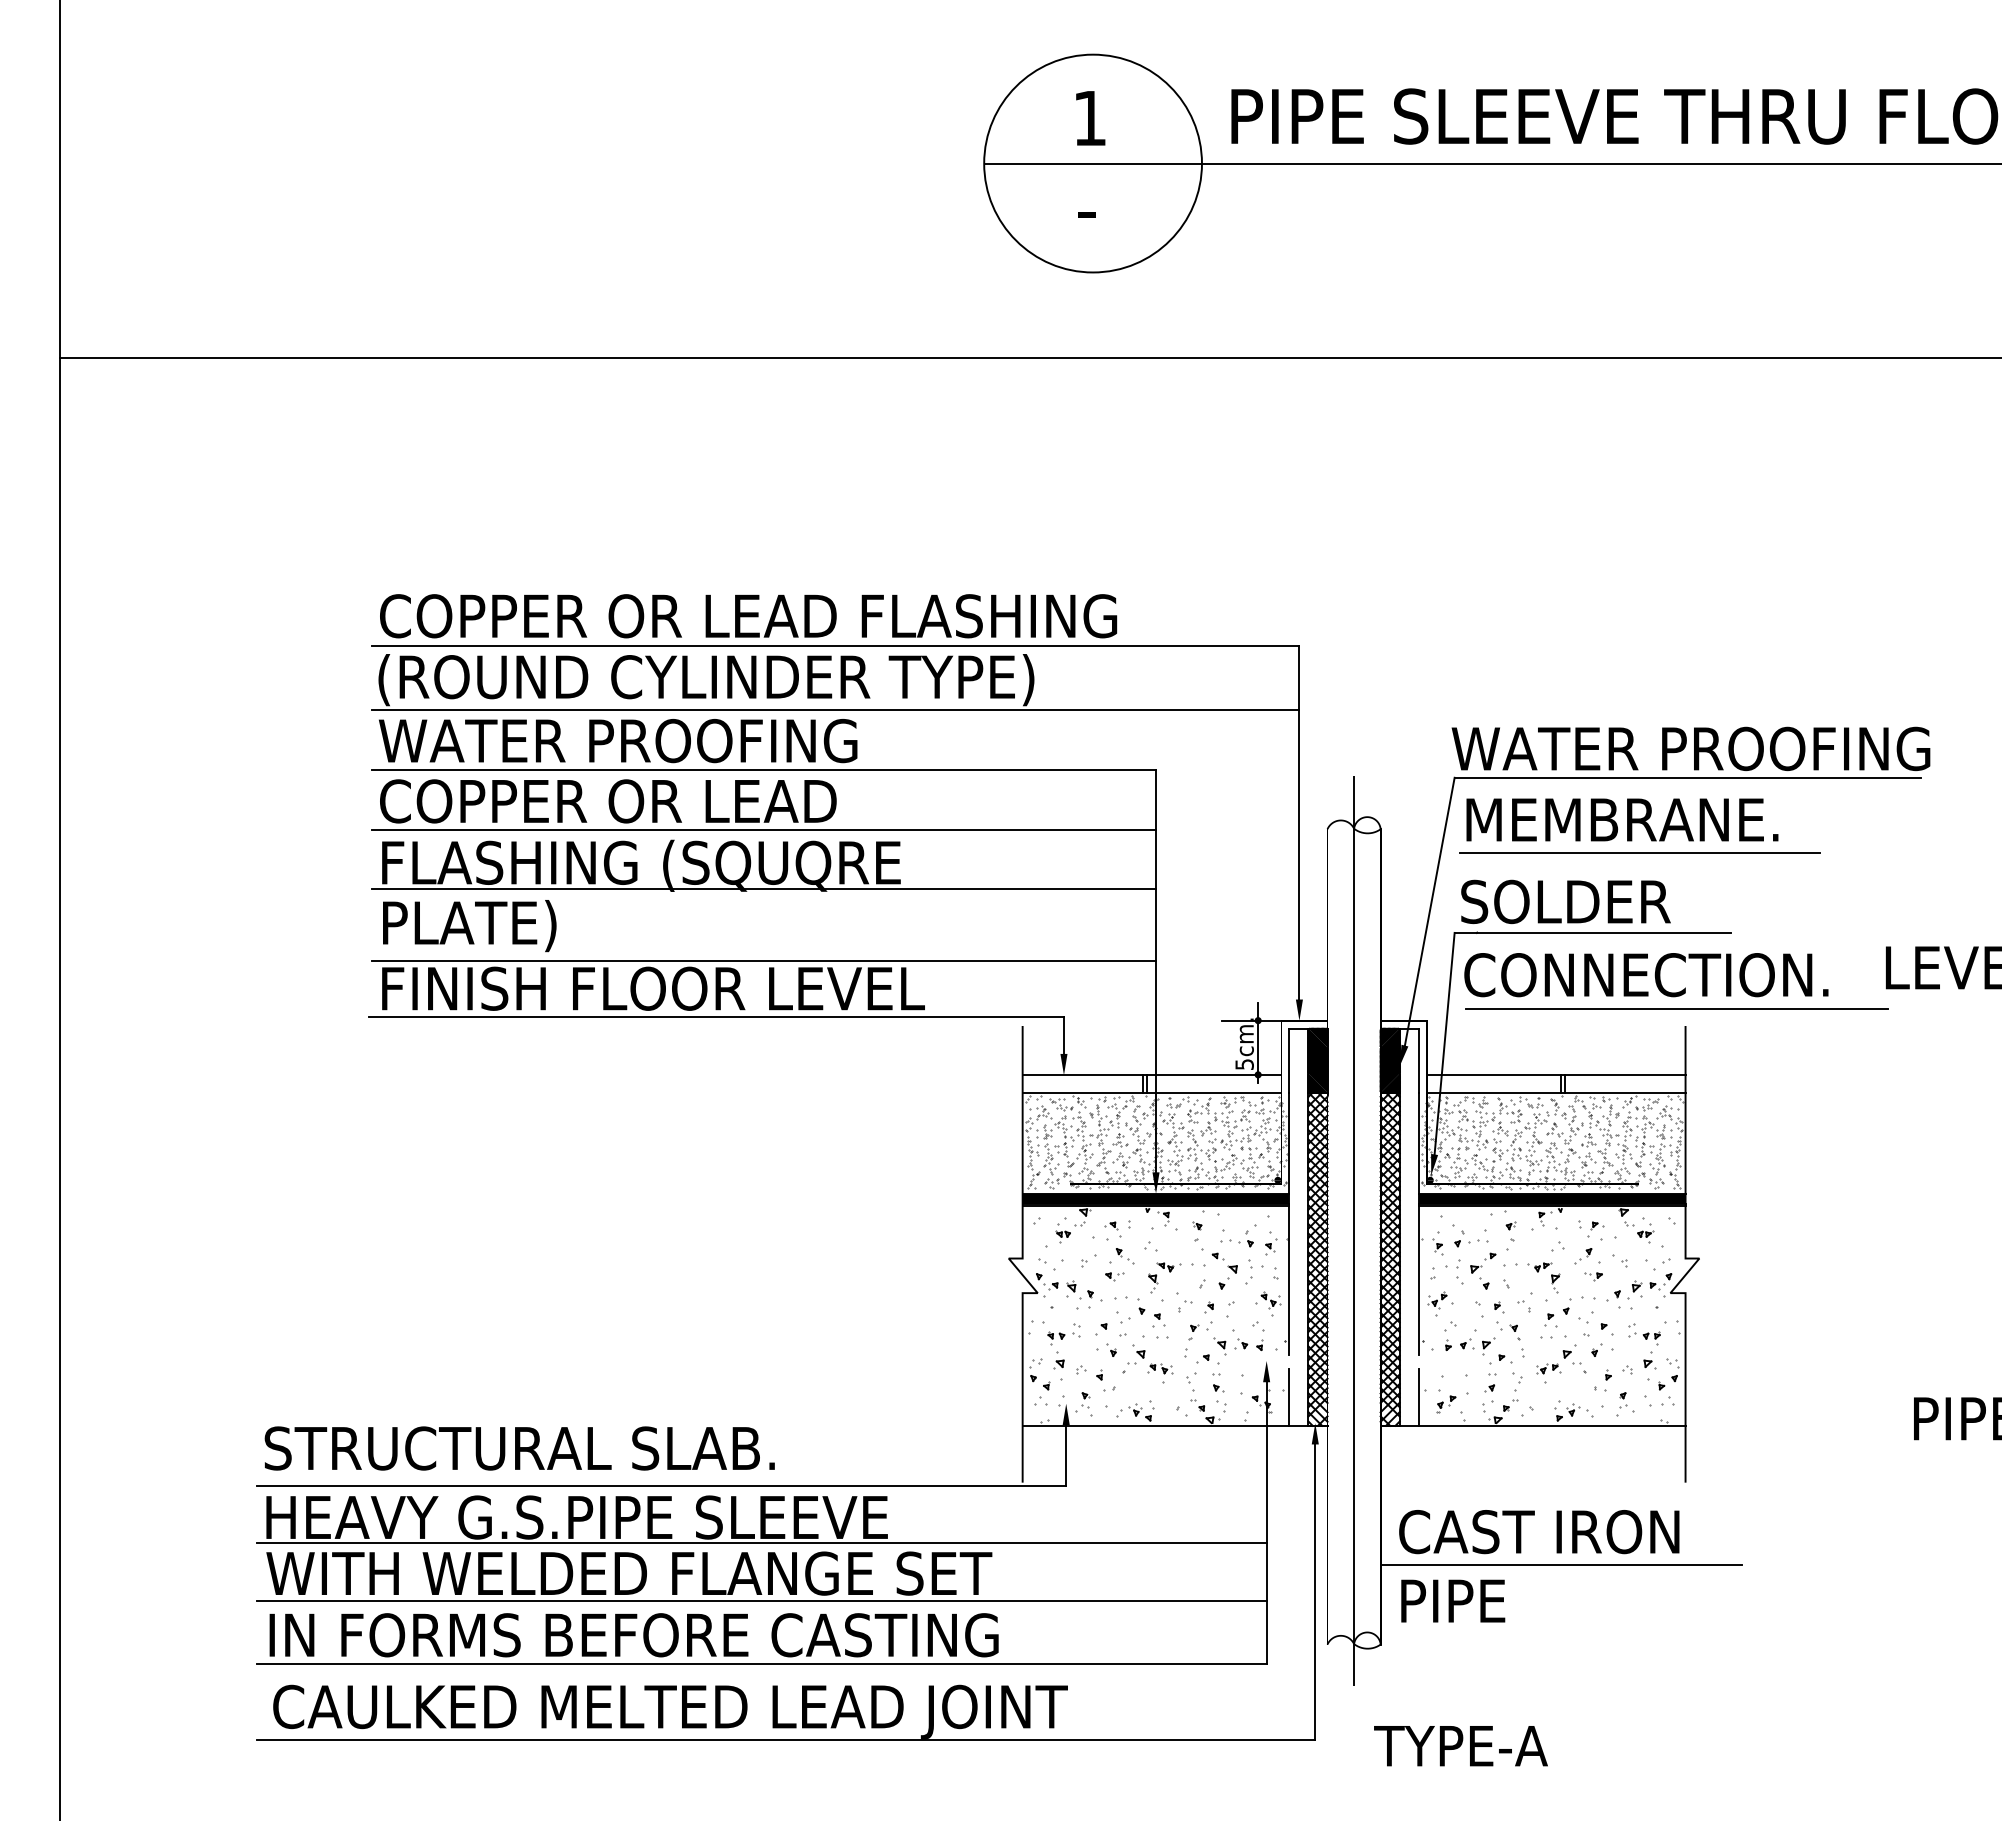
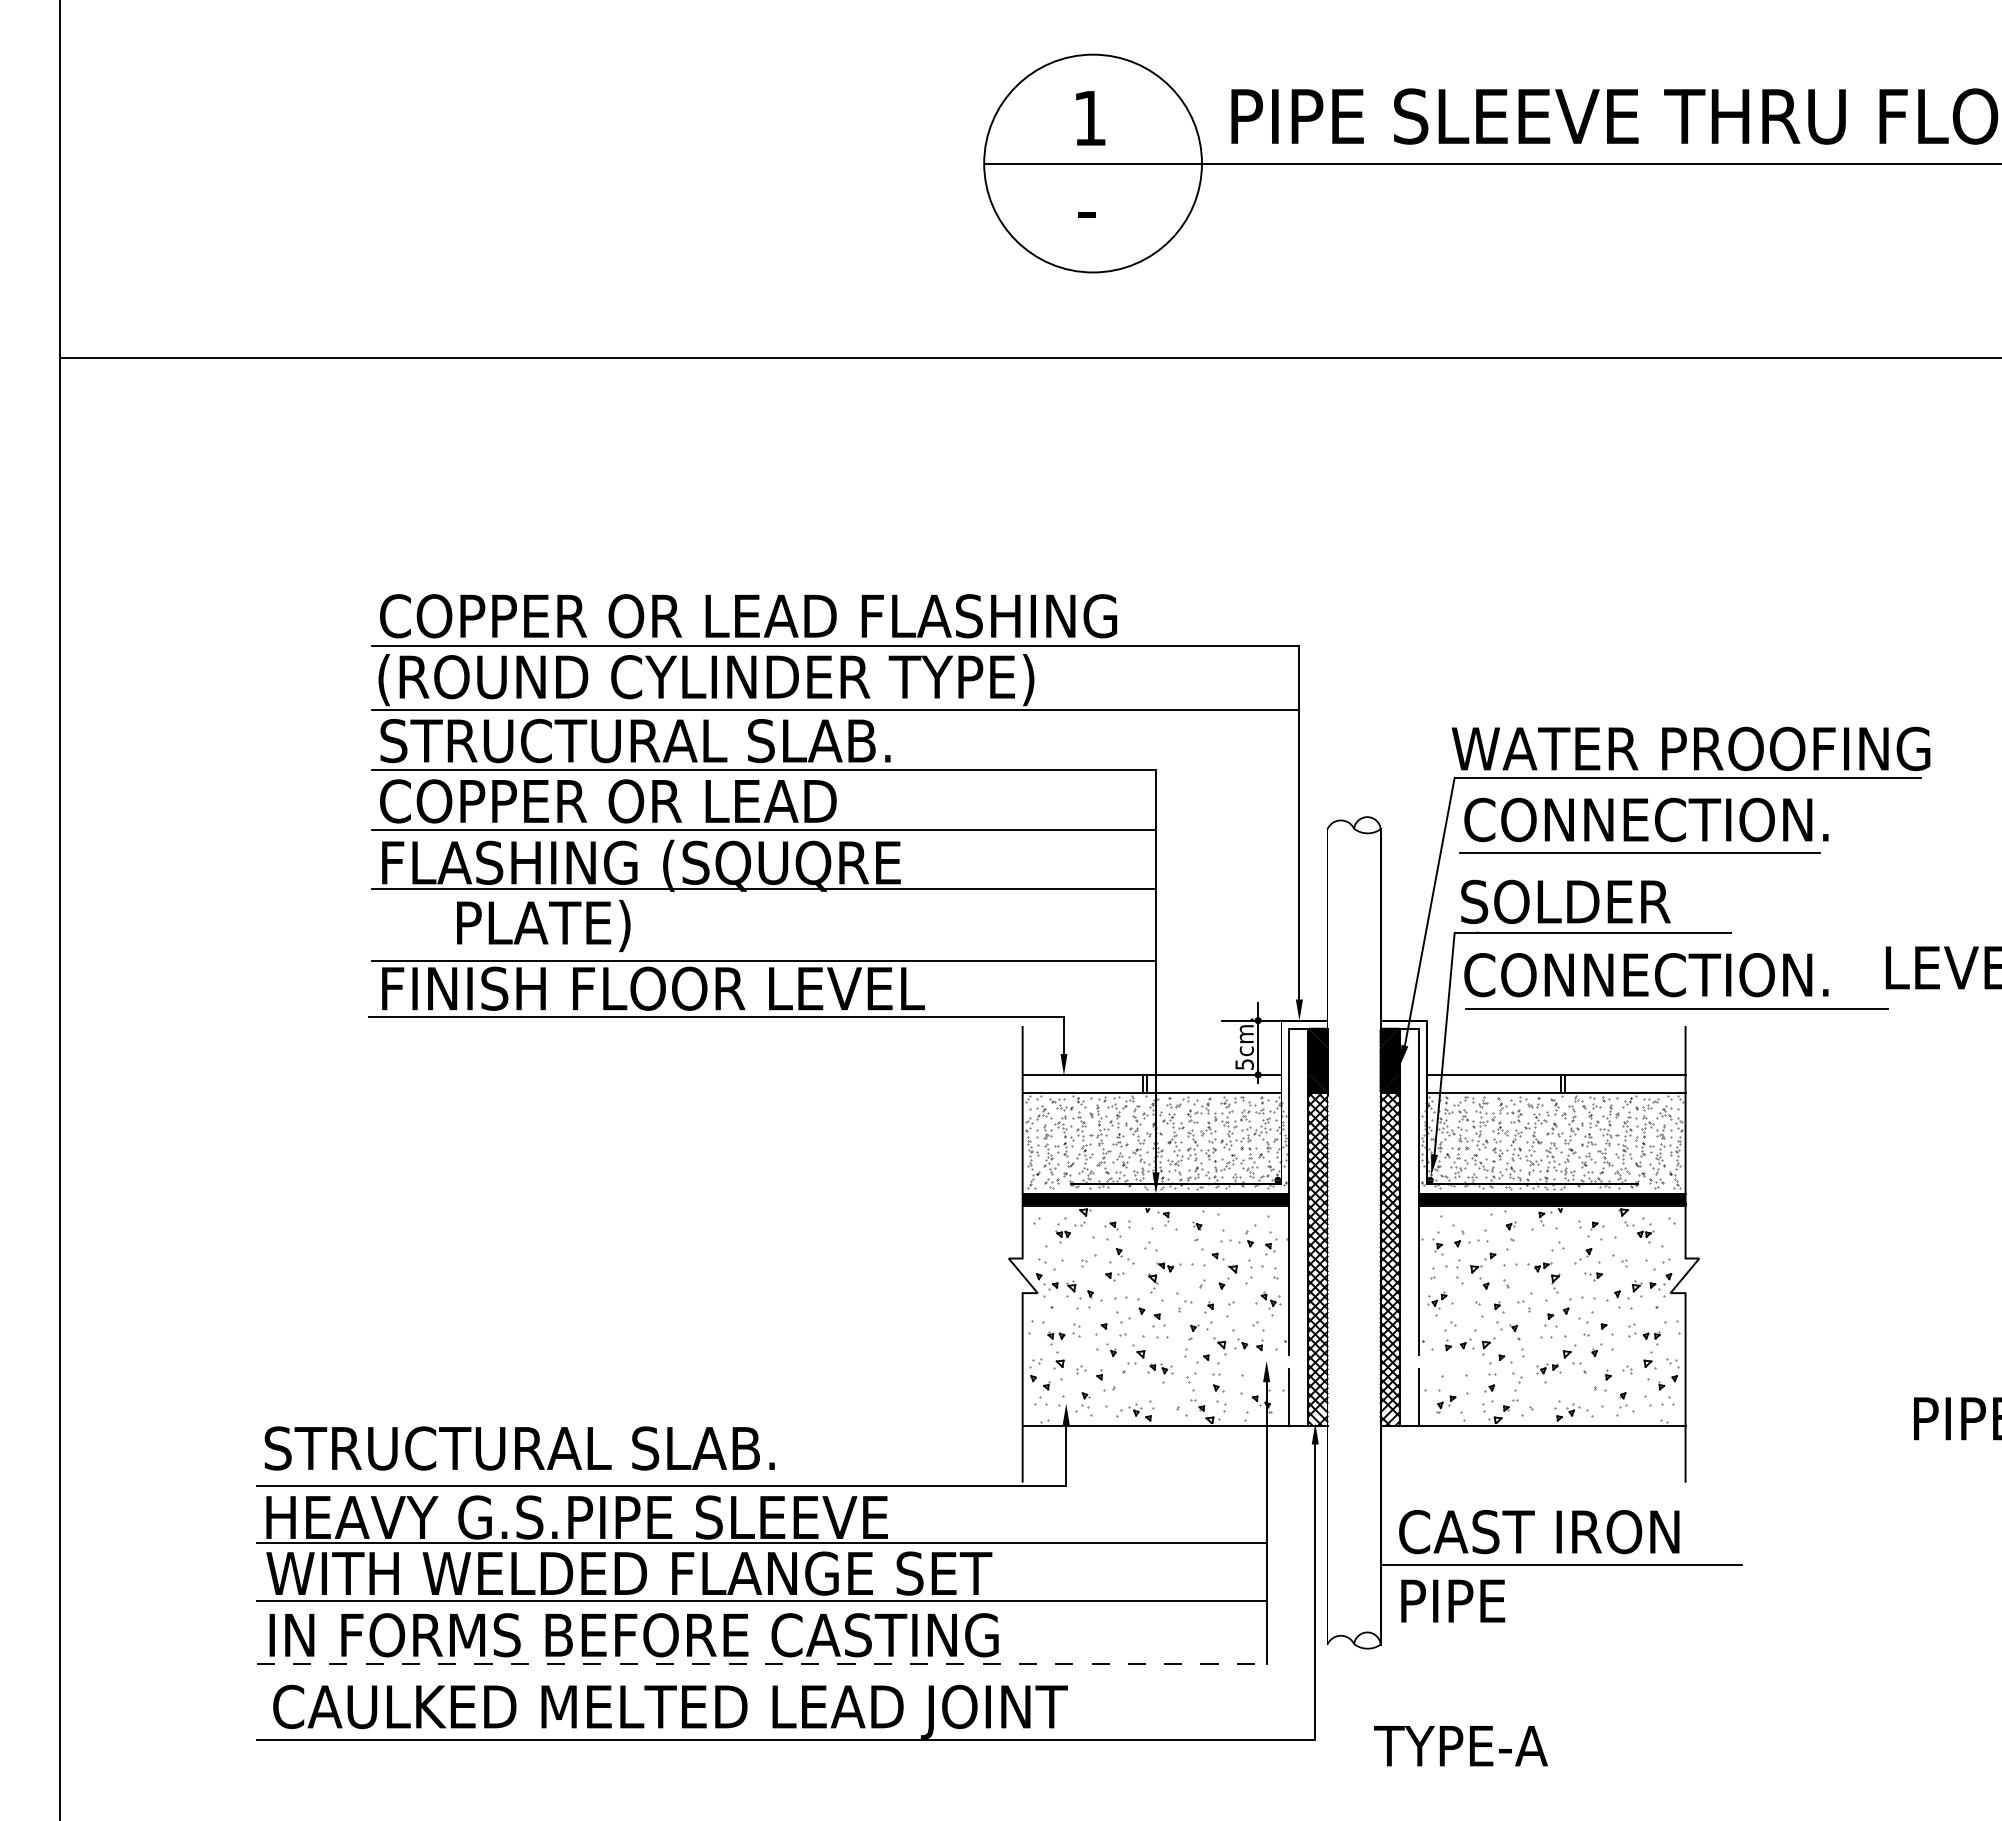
text: WATER PROOFING -> STRUCTURAL SLAB. (634, 740)
text: MEMBRANE. -> CONNECTION. (1646, 819)
text position: (469, 926) -> (543, 926) (543, 926)
line: present -> none (1354, 1230)
line: solid -> dashed (762, 1663)
